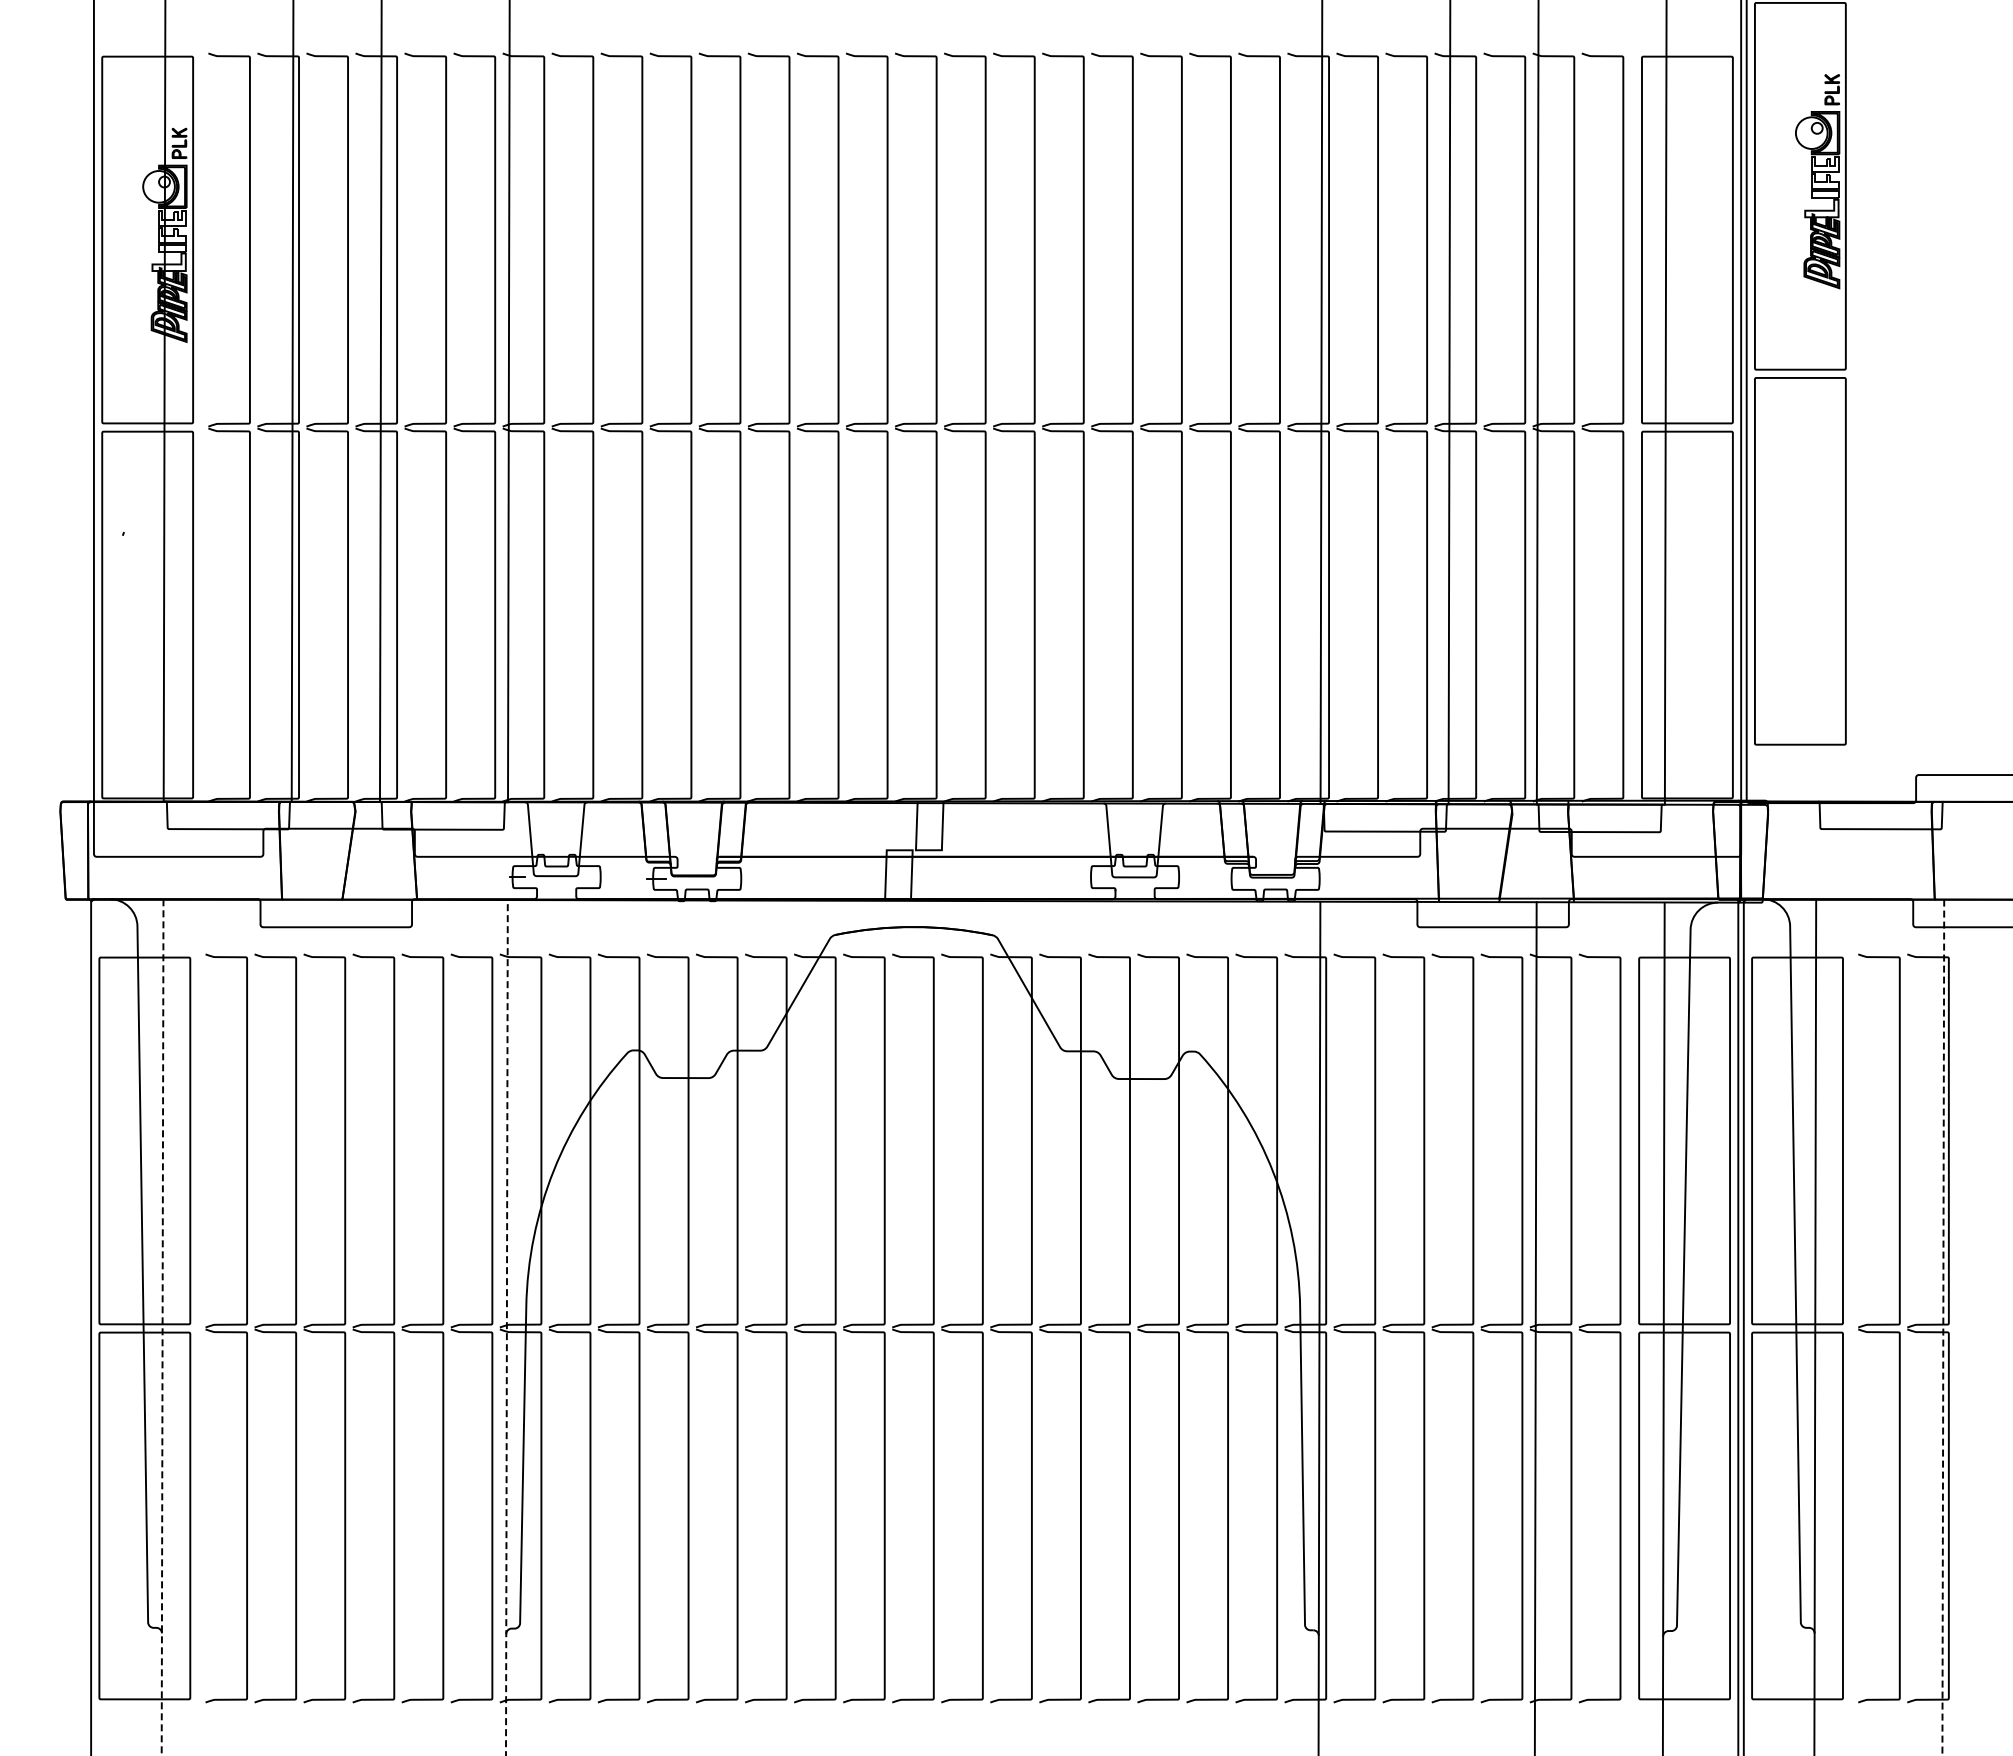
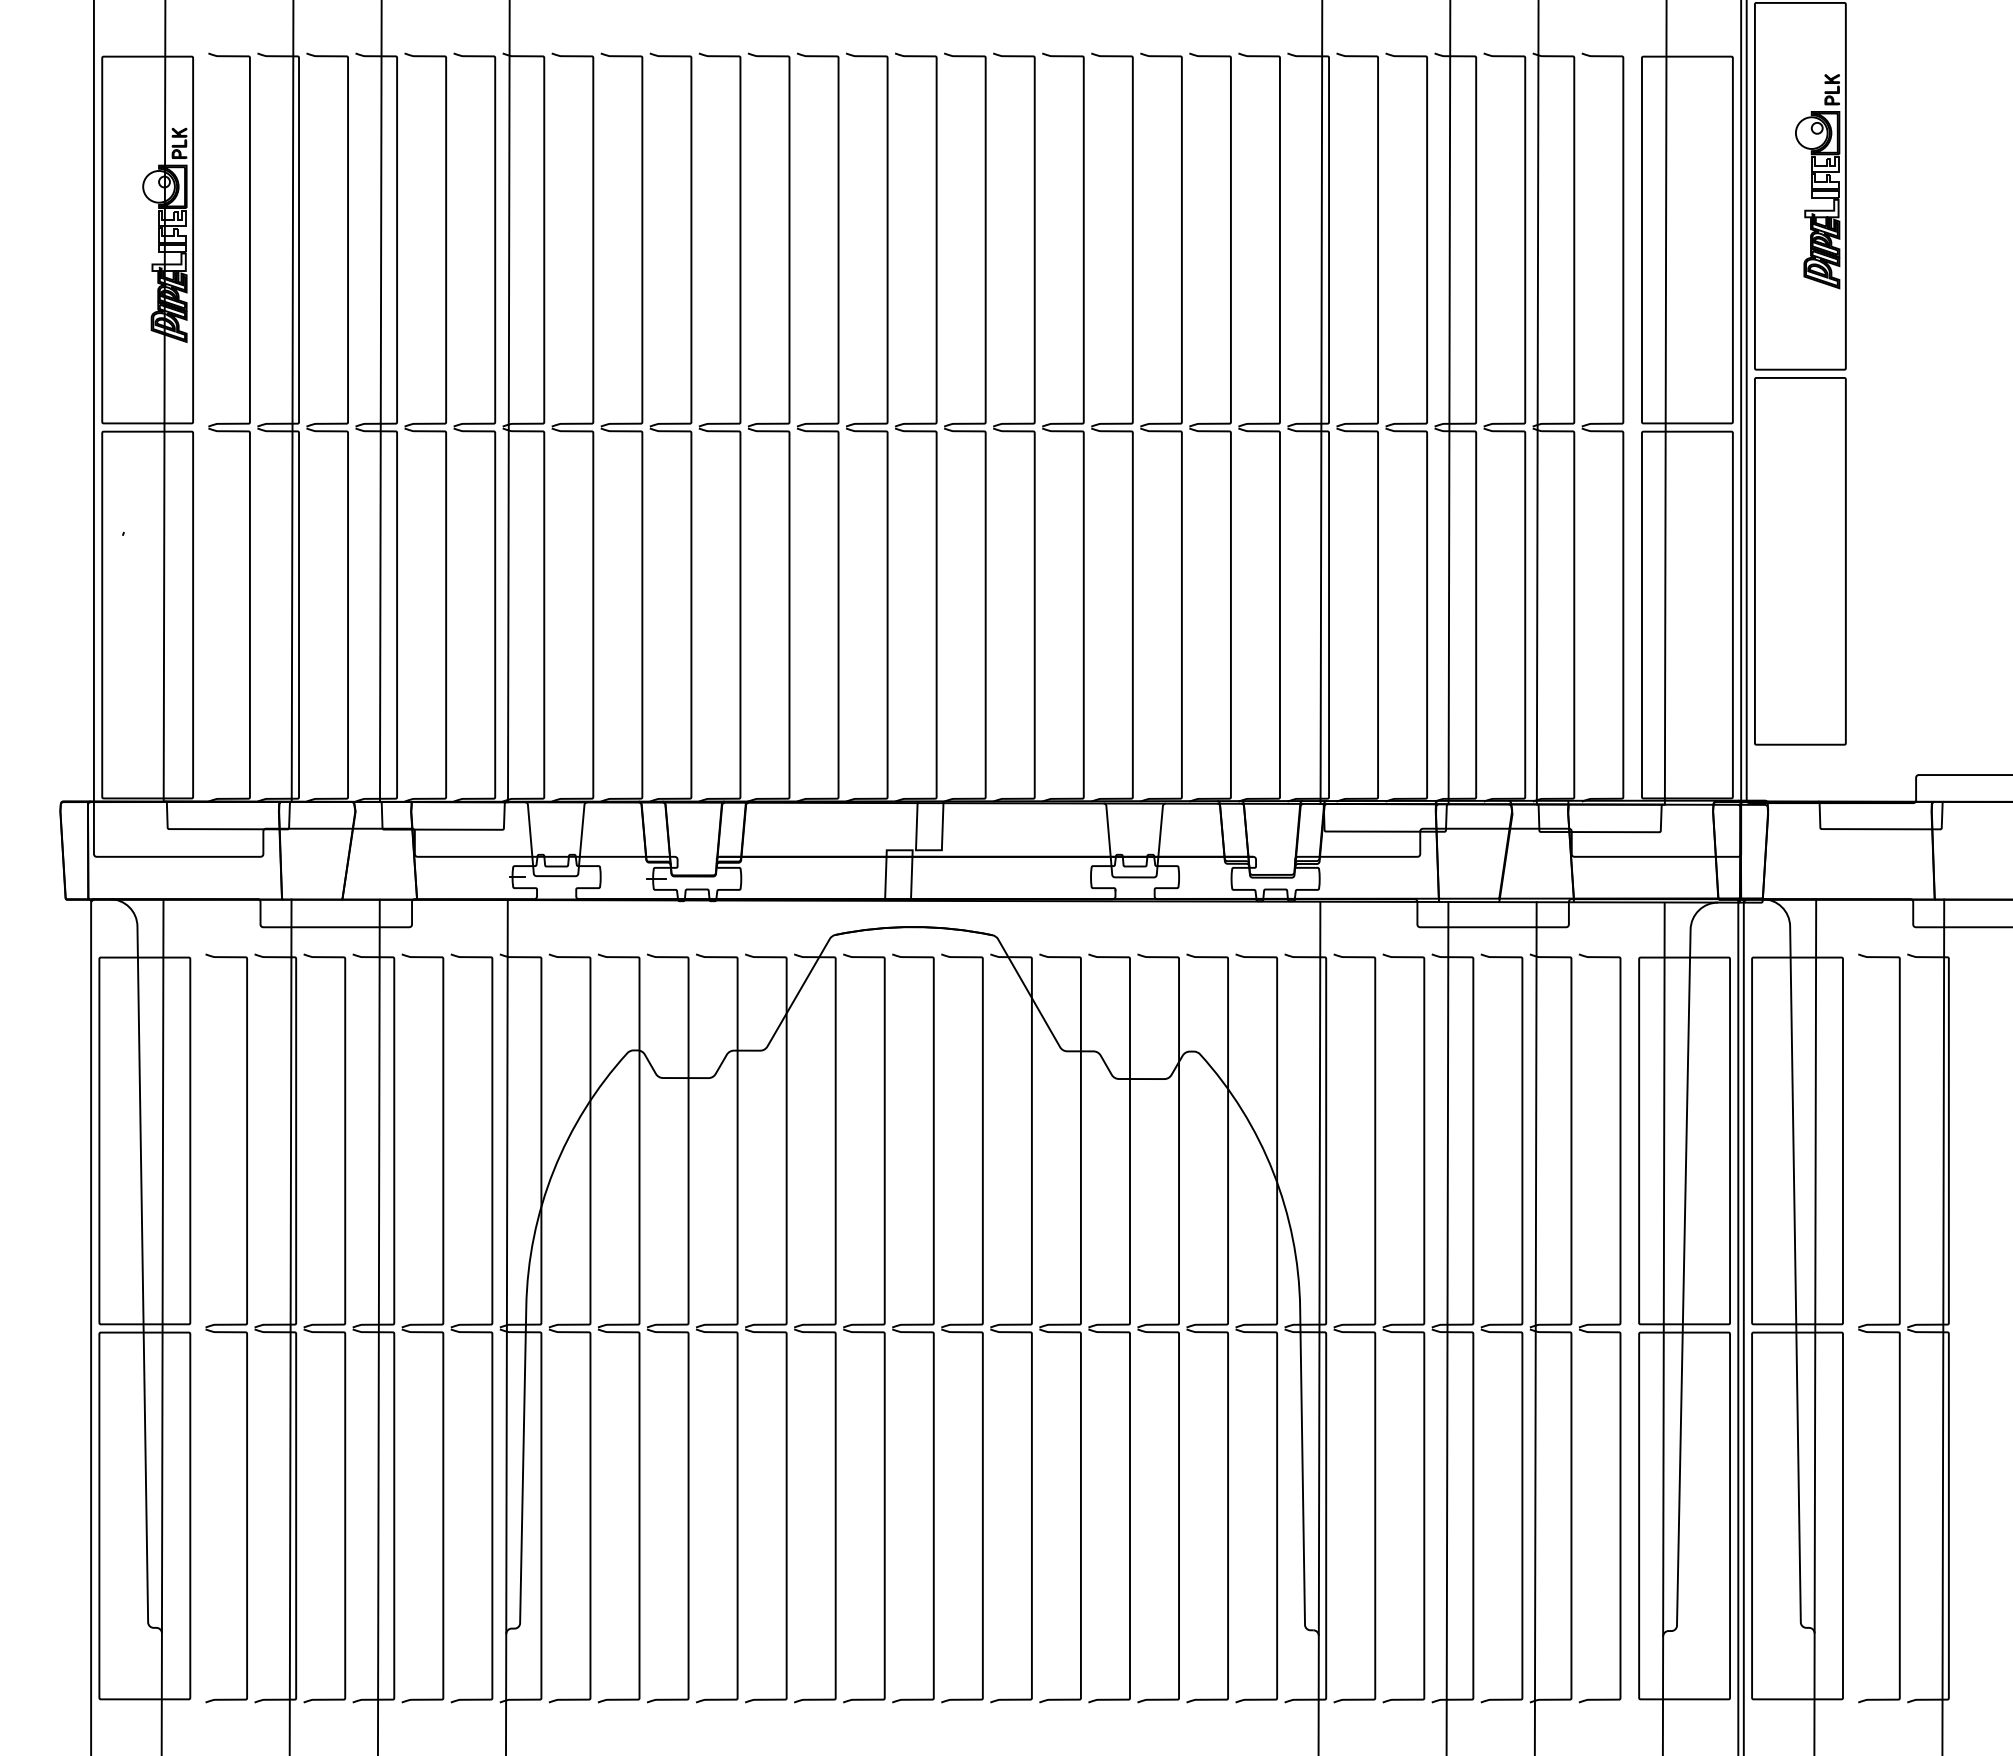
line: none -> present (290, 1325)
line: none -> present (378, 1325)
line: none -> present (1447, 1327)
line: dashed -> solid (1943, 1327)
line: dashed -> solid (506, 1755)
